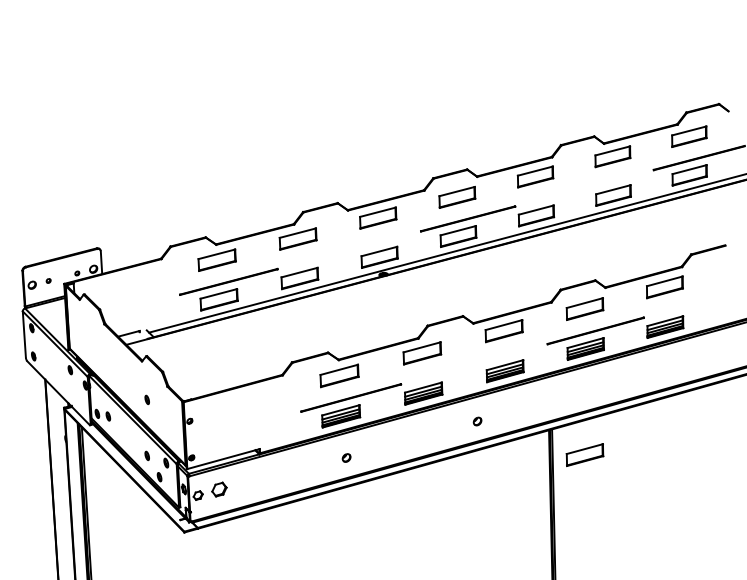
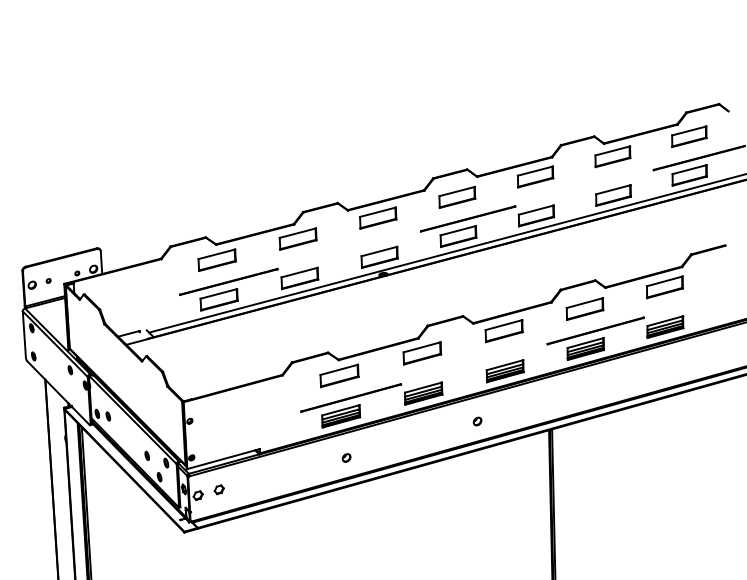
part: present -> none (146, 399)
part: present -> none (584, 454)
part size: 17x17 px -> 12x12 px (218, 489)
